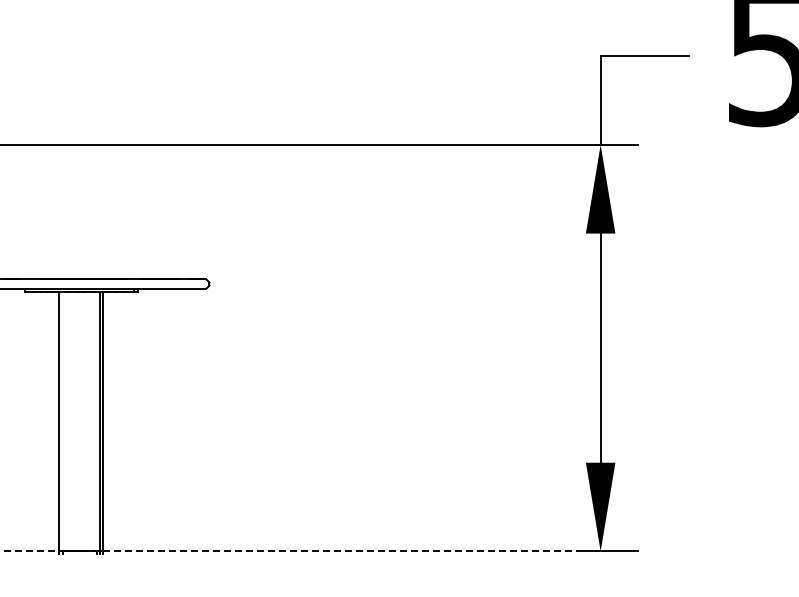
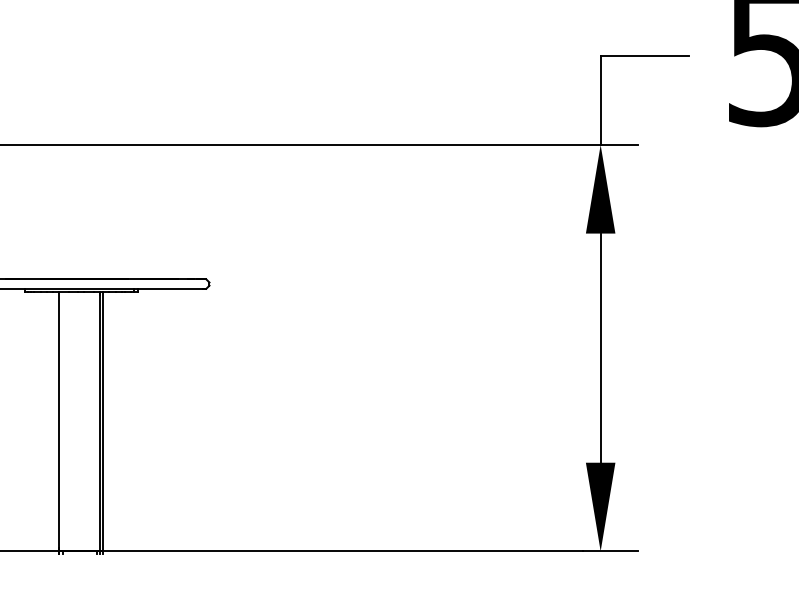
line: dashed -> solid (291, 551)
